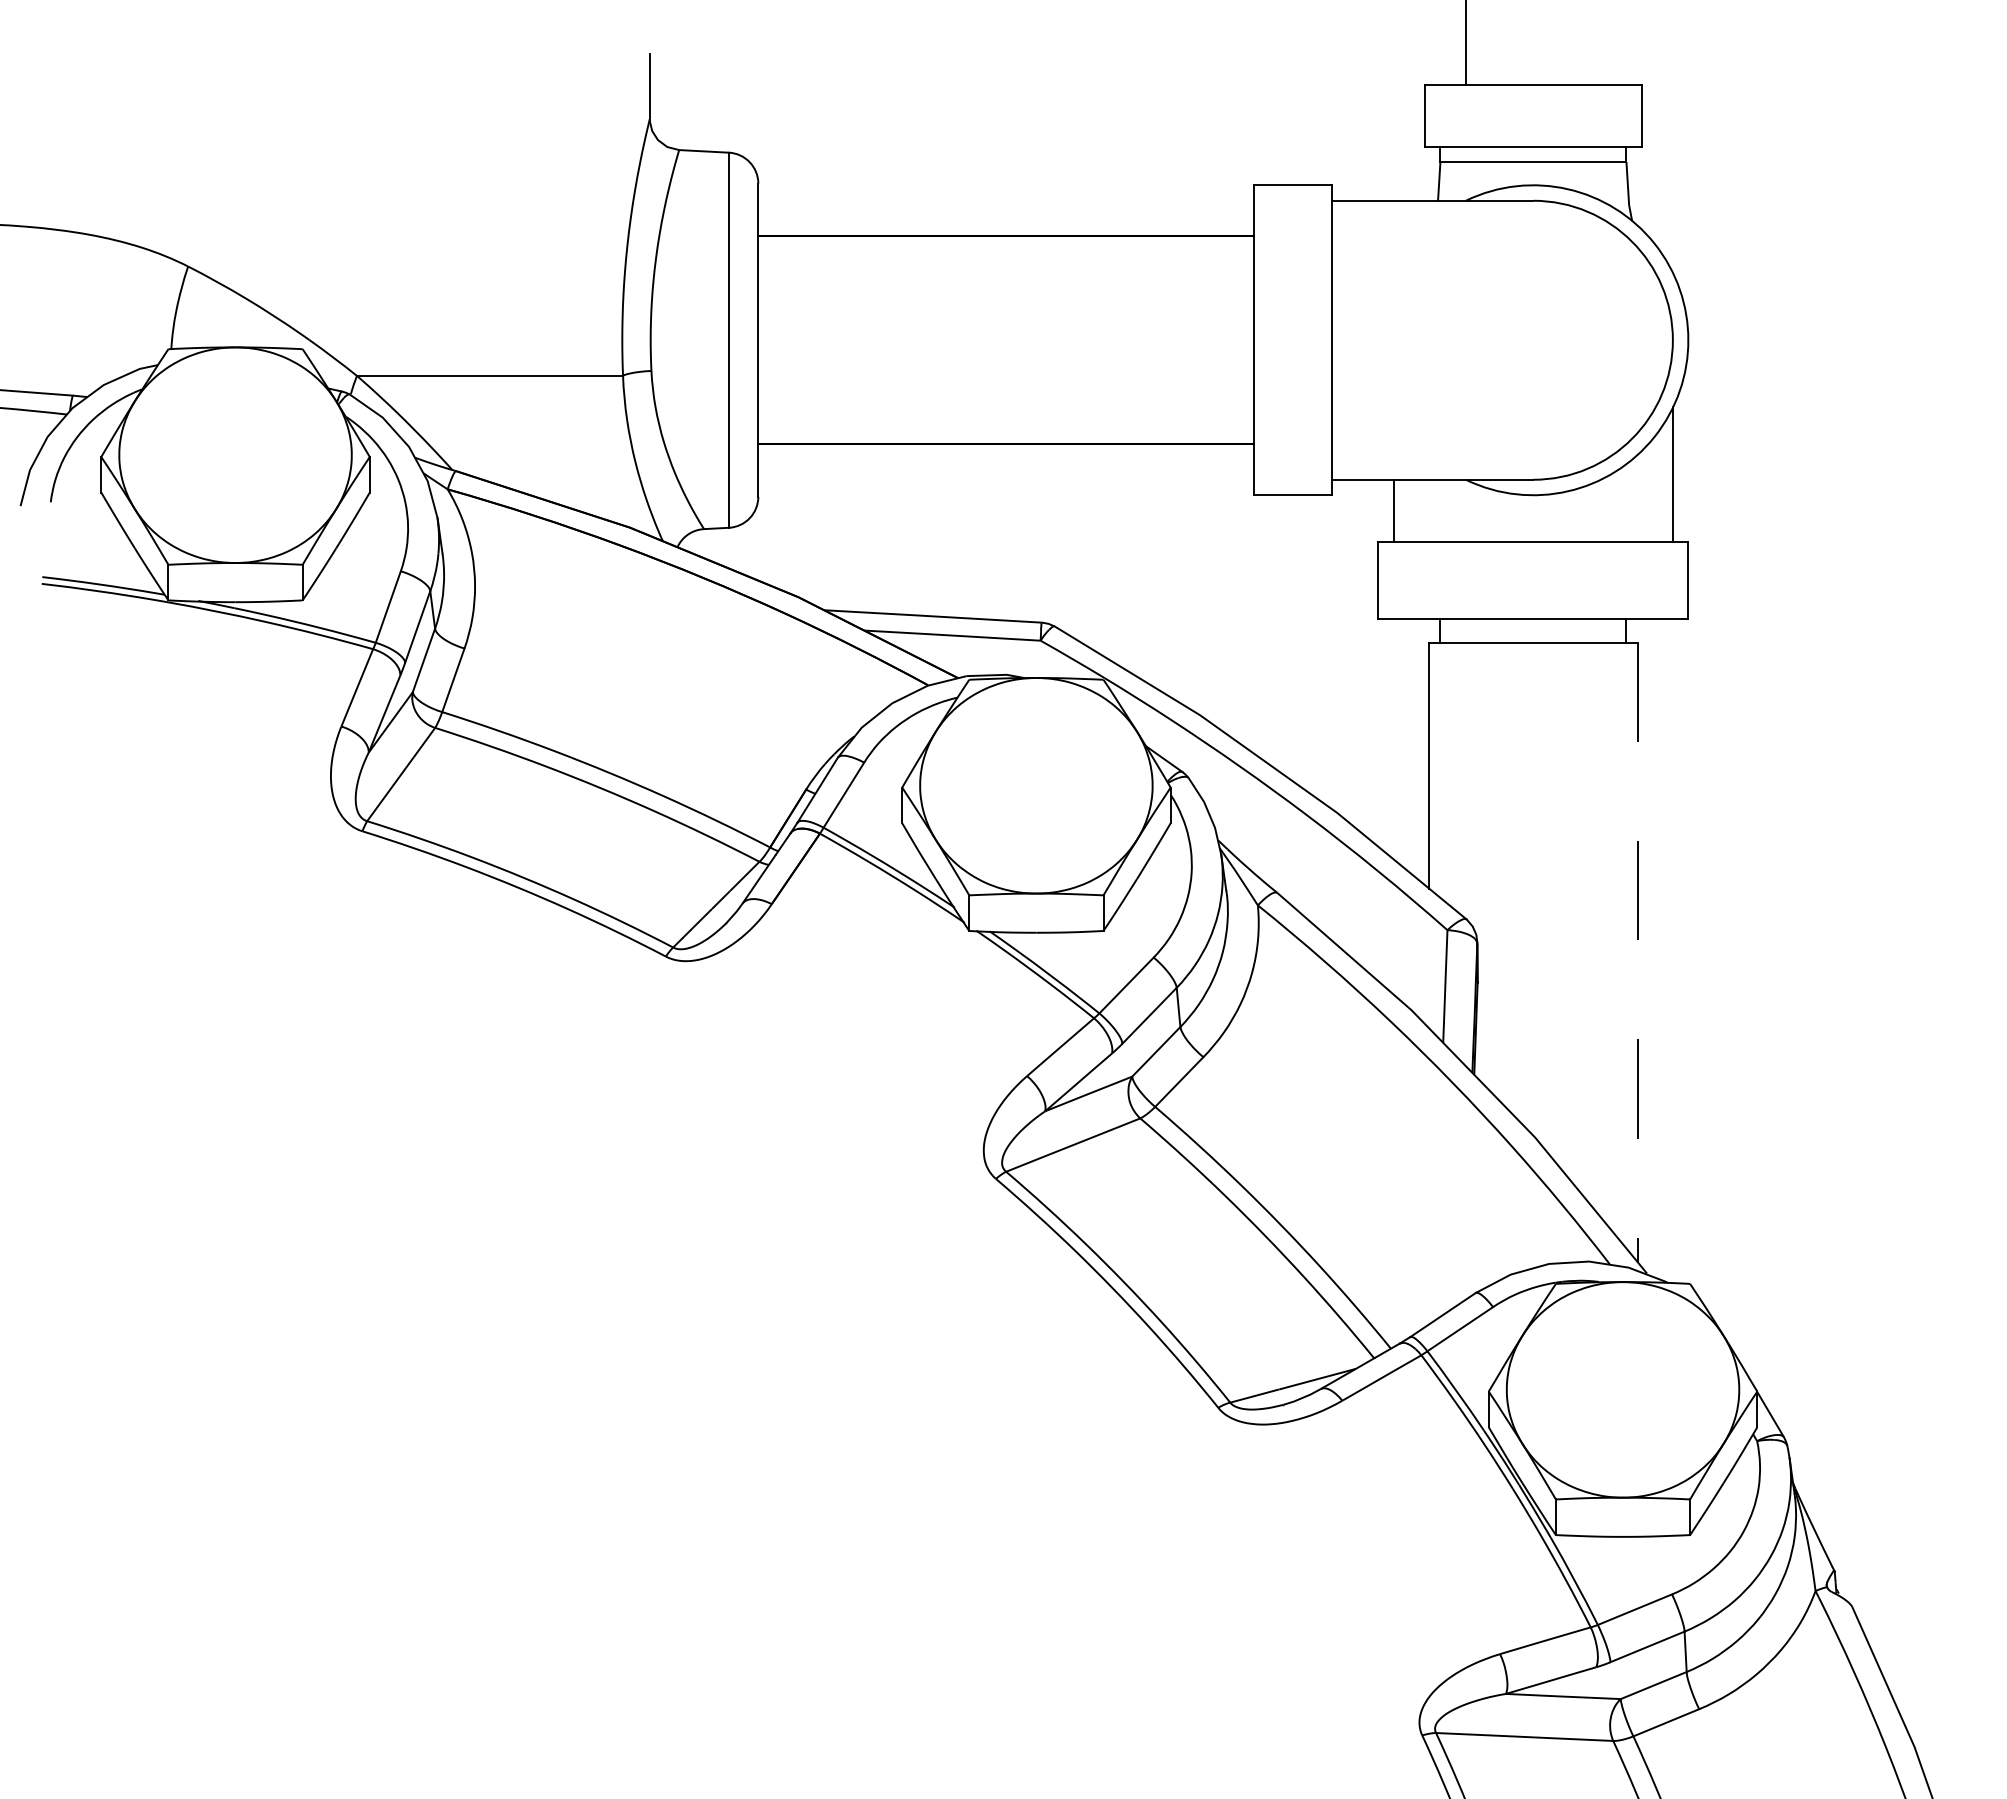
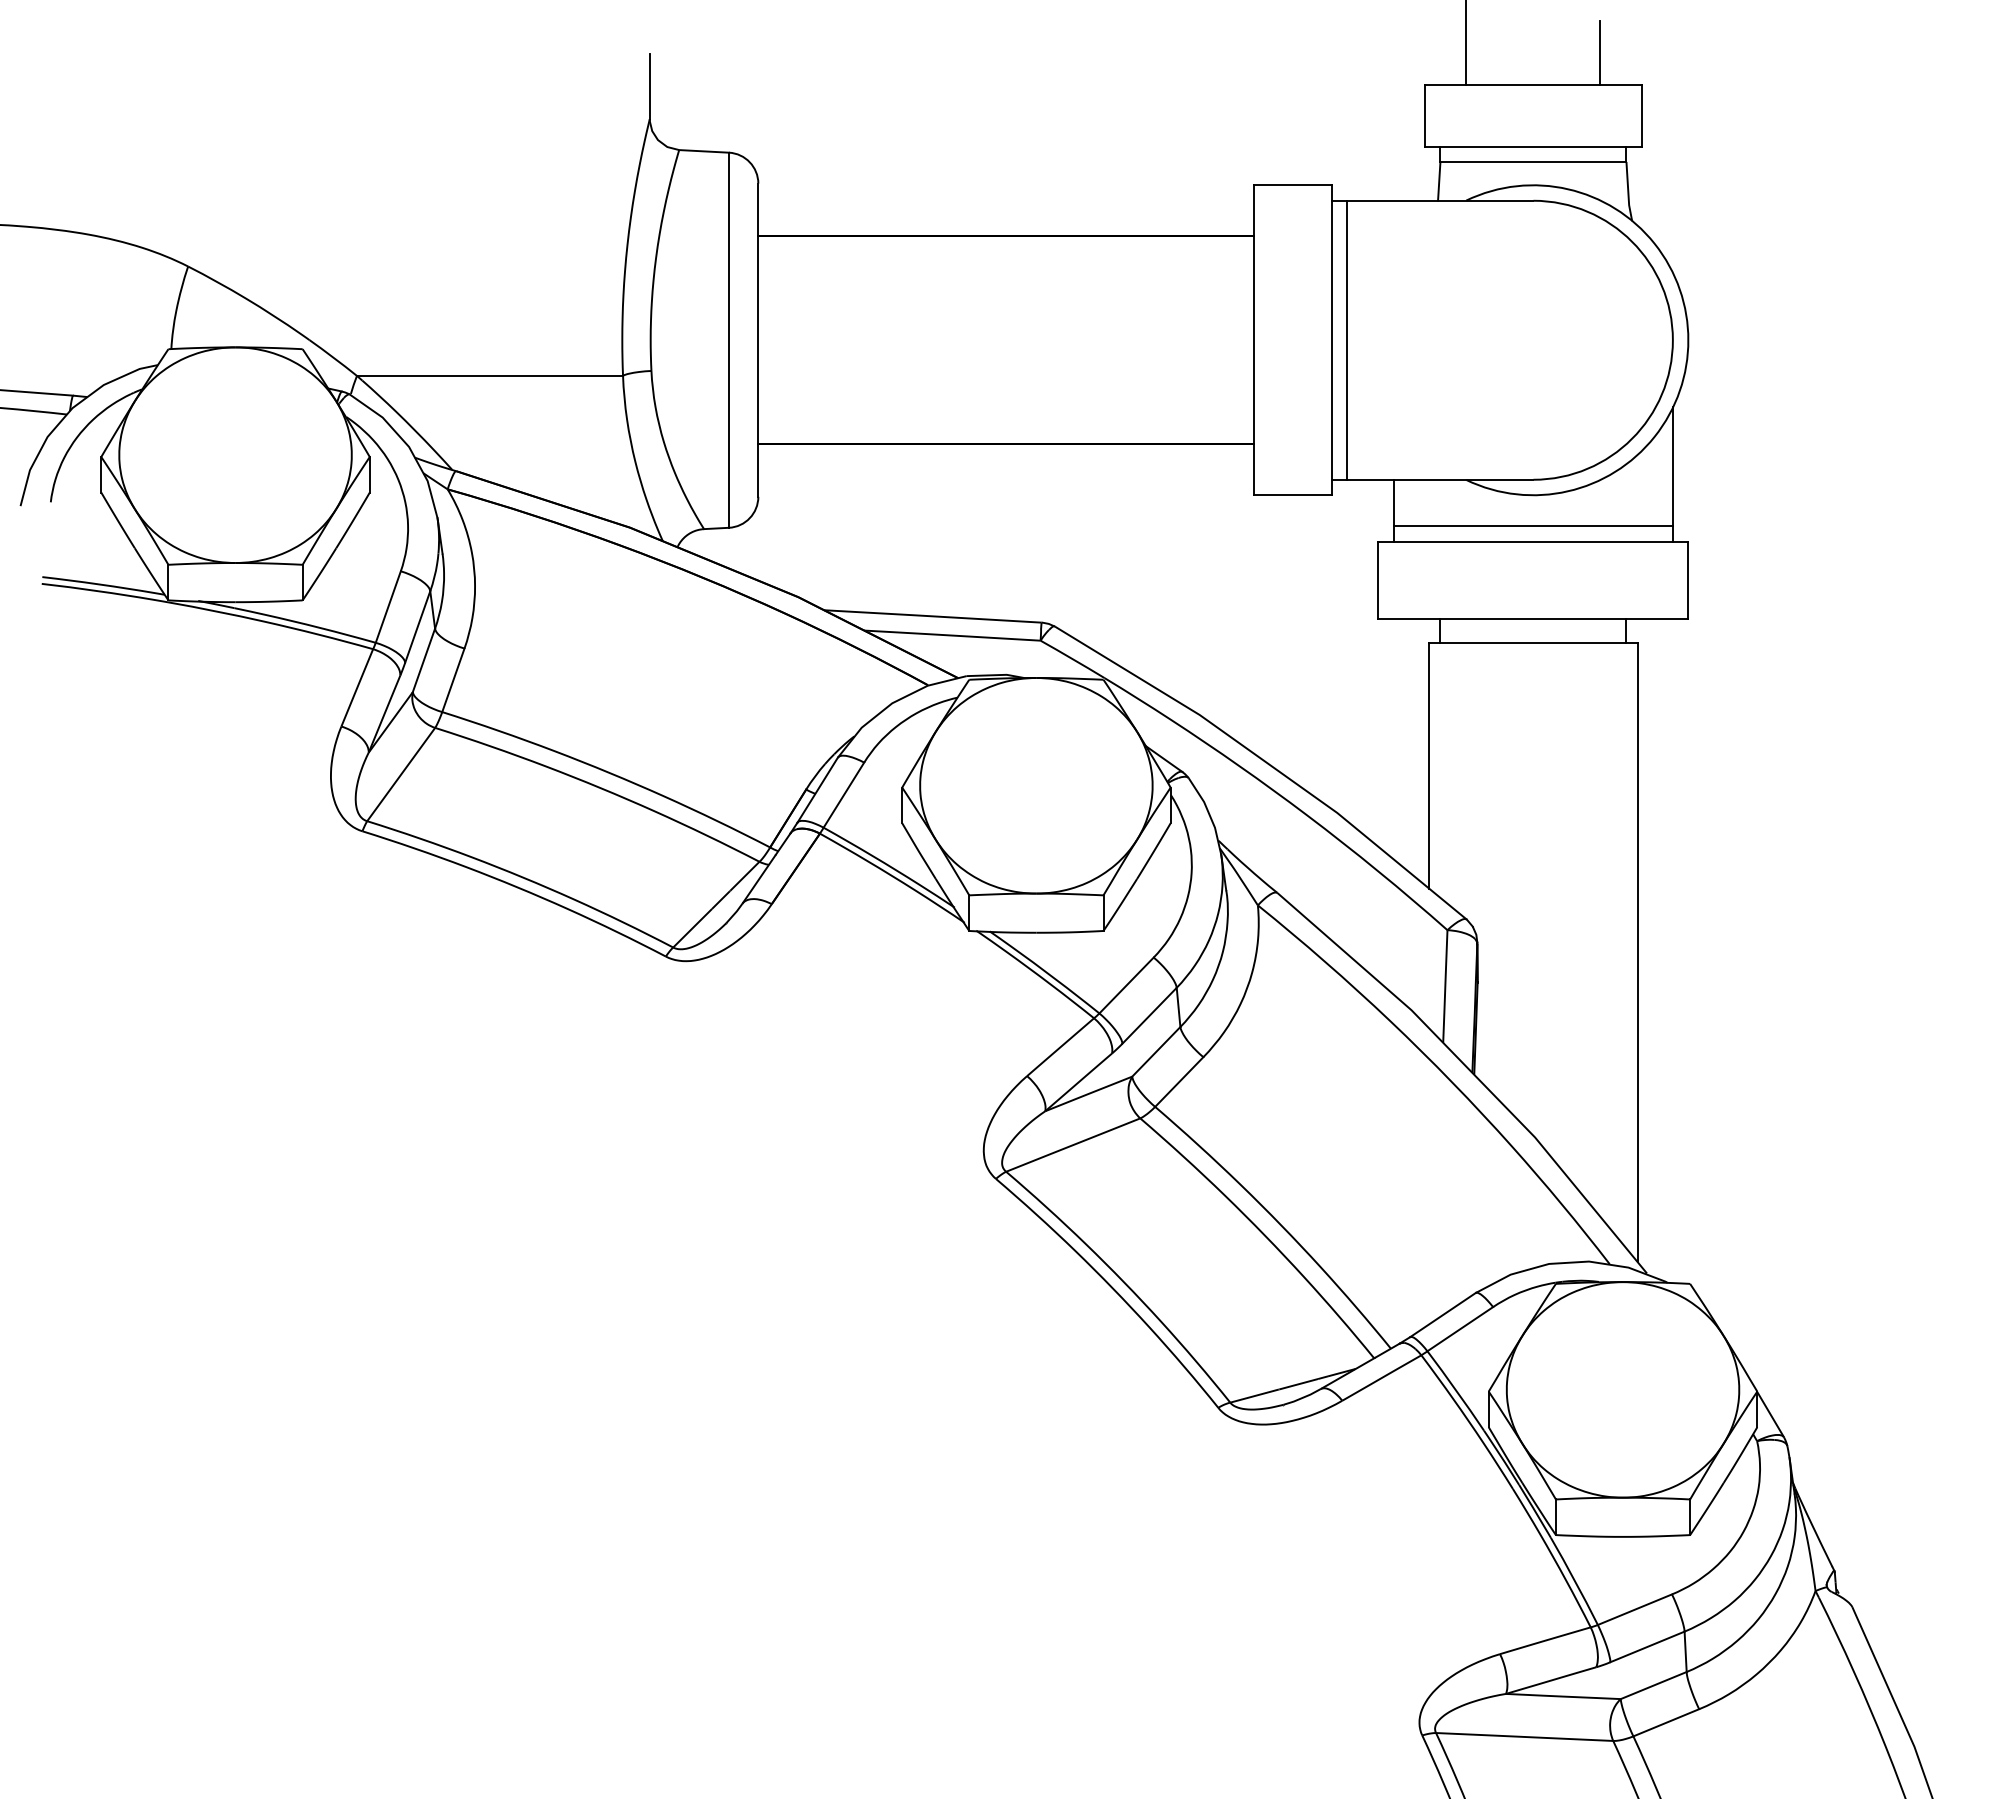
line: none -> present (1600, 52)
line: none -> present (1347, 339)
line: none -> present (1532, 526)
line: dashed -> solid (1637, 952)
